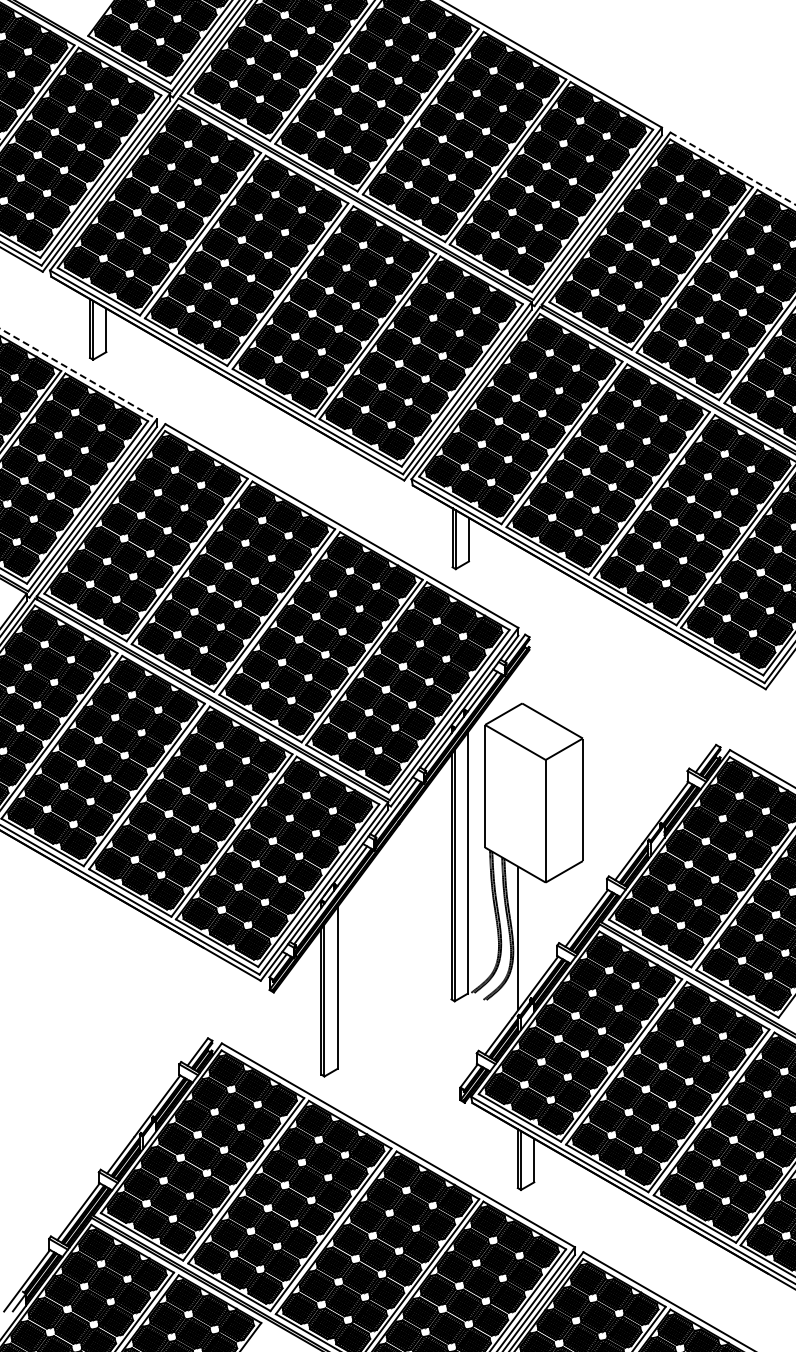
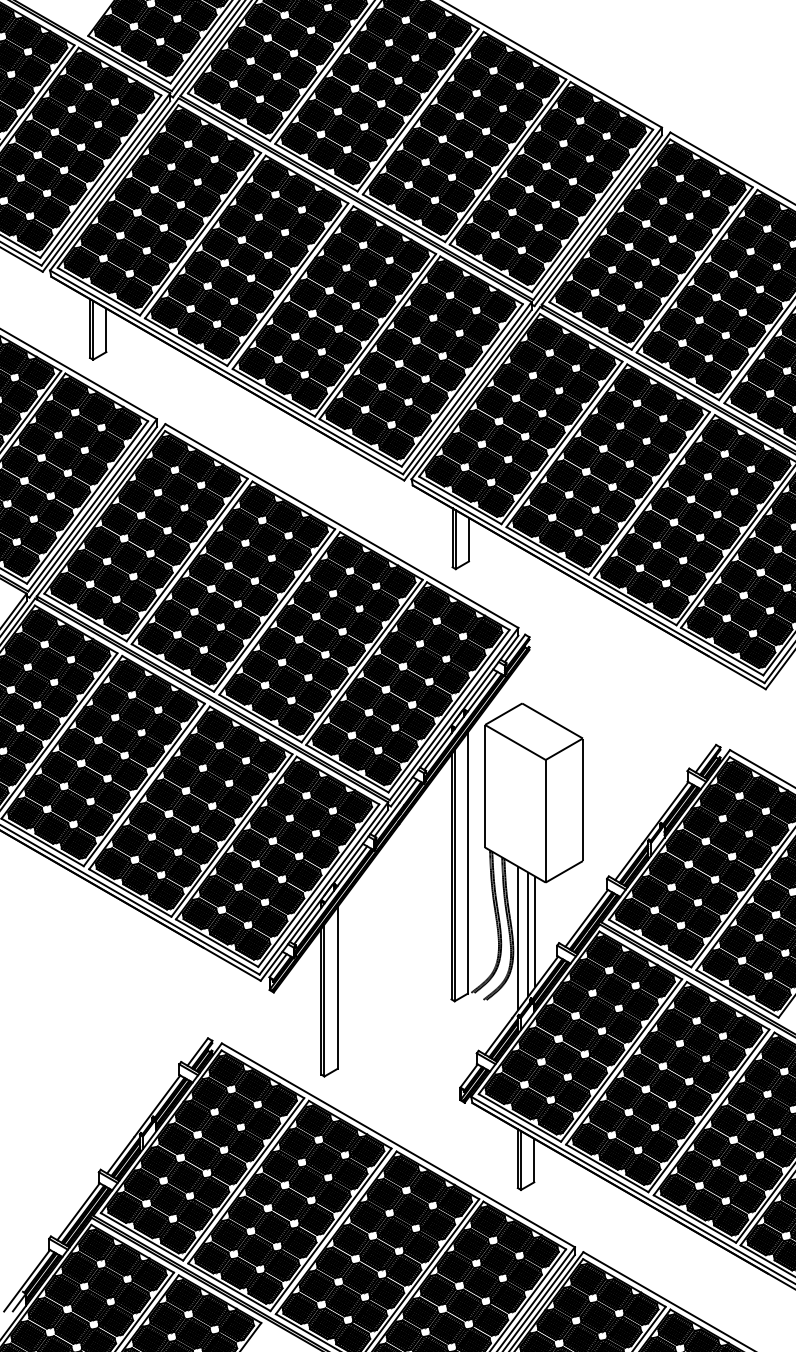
line: dashed -> solid (733, 169)
line: dashed -> solid (79, 374)
line: none -> present (535, 931)
line: none -> present (527, 934)
